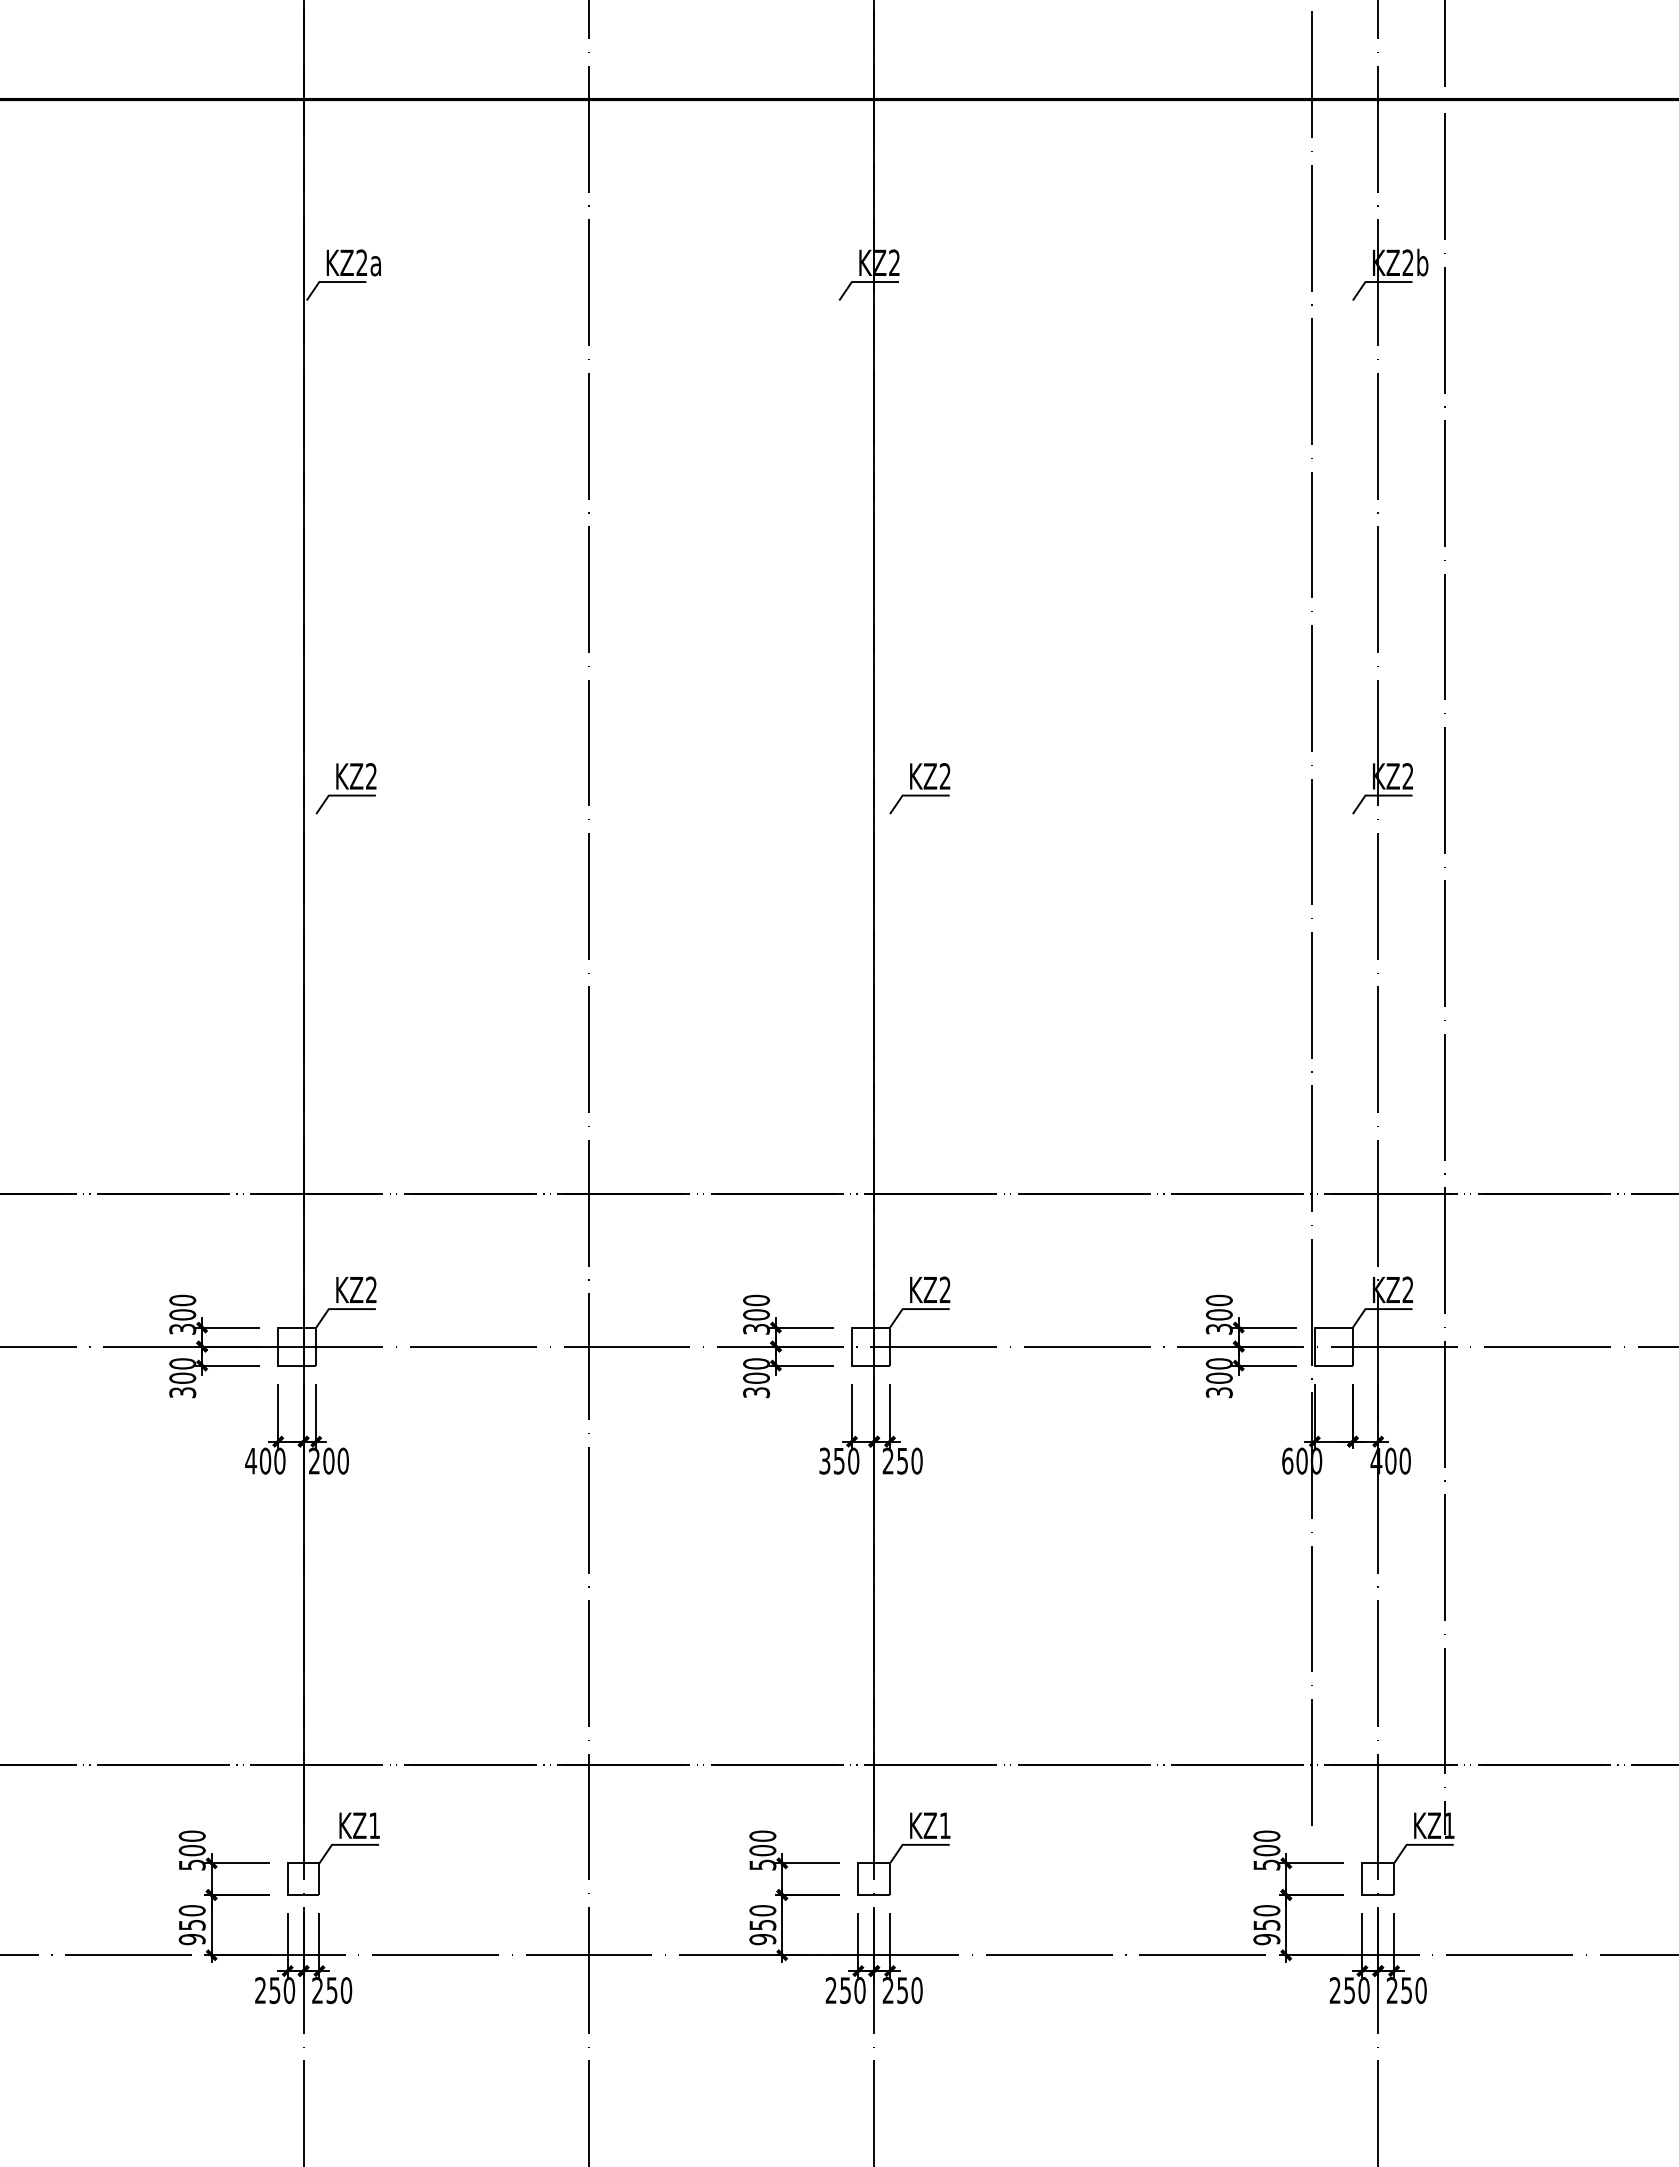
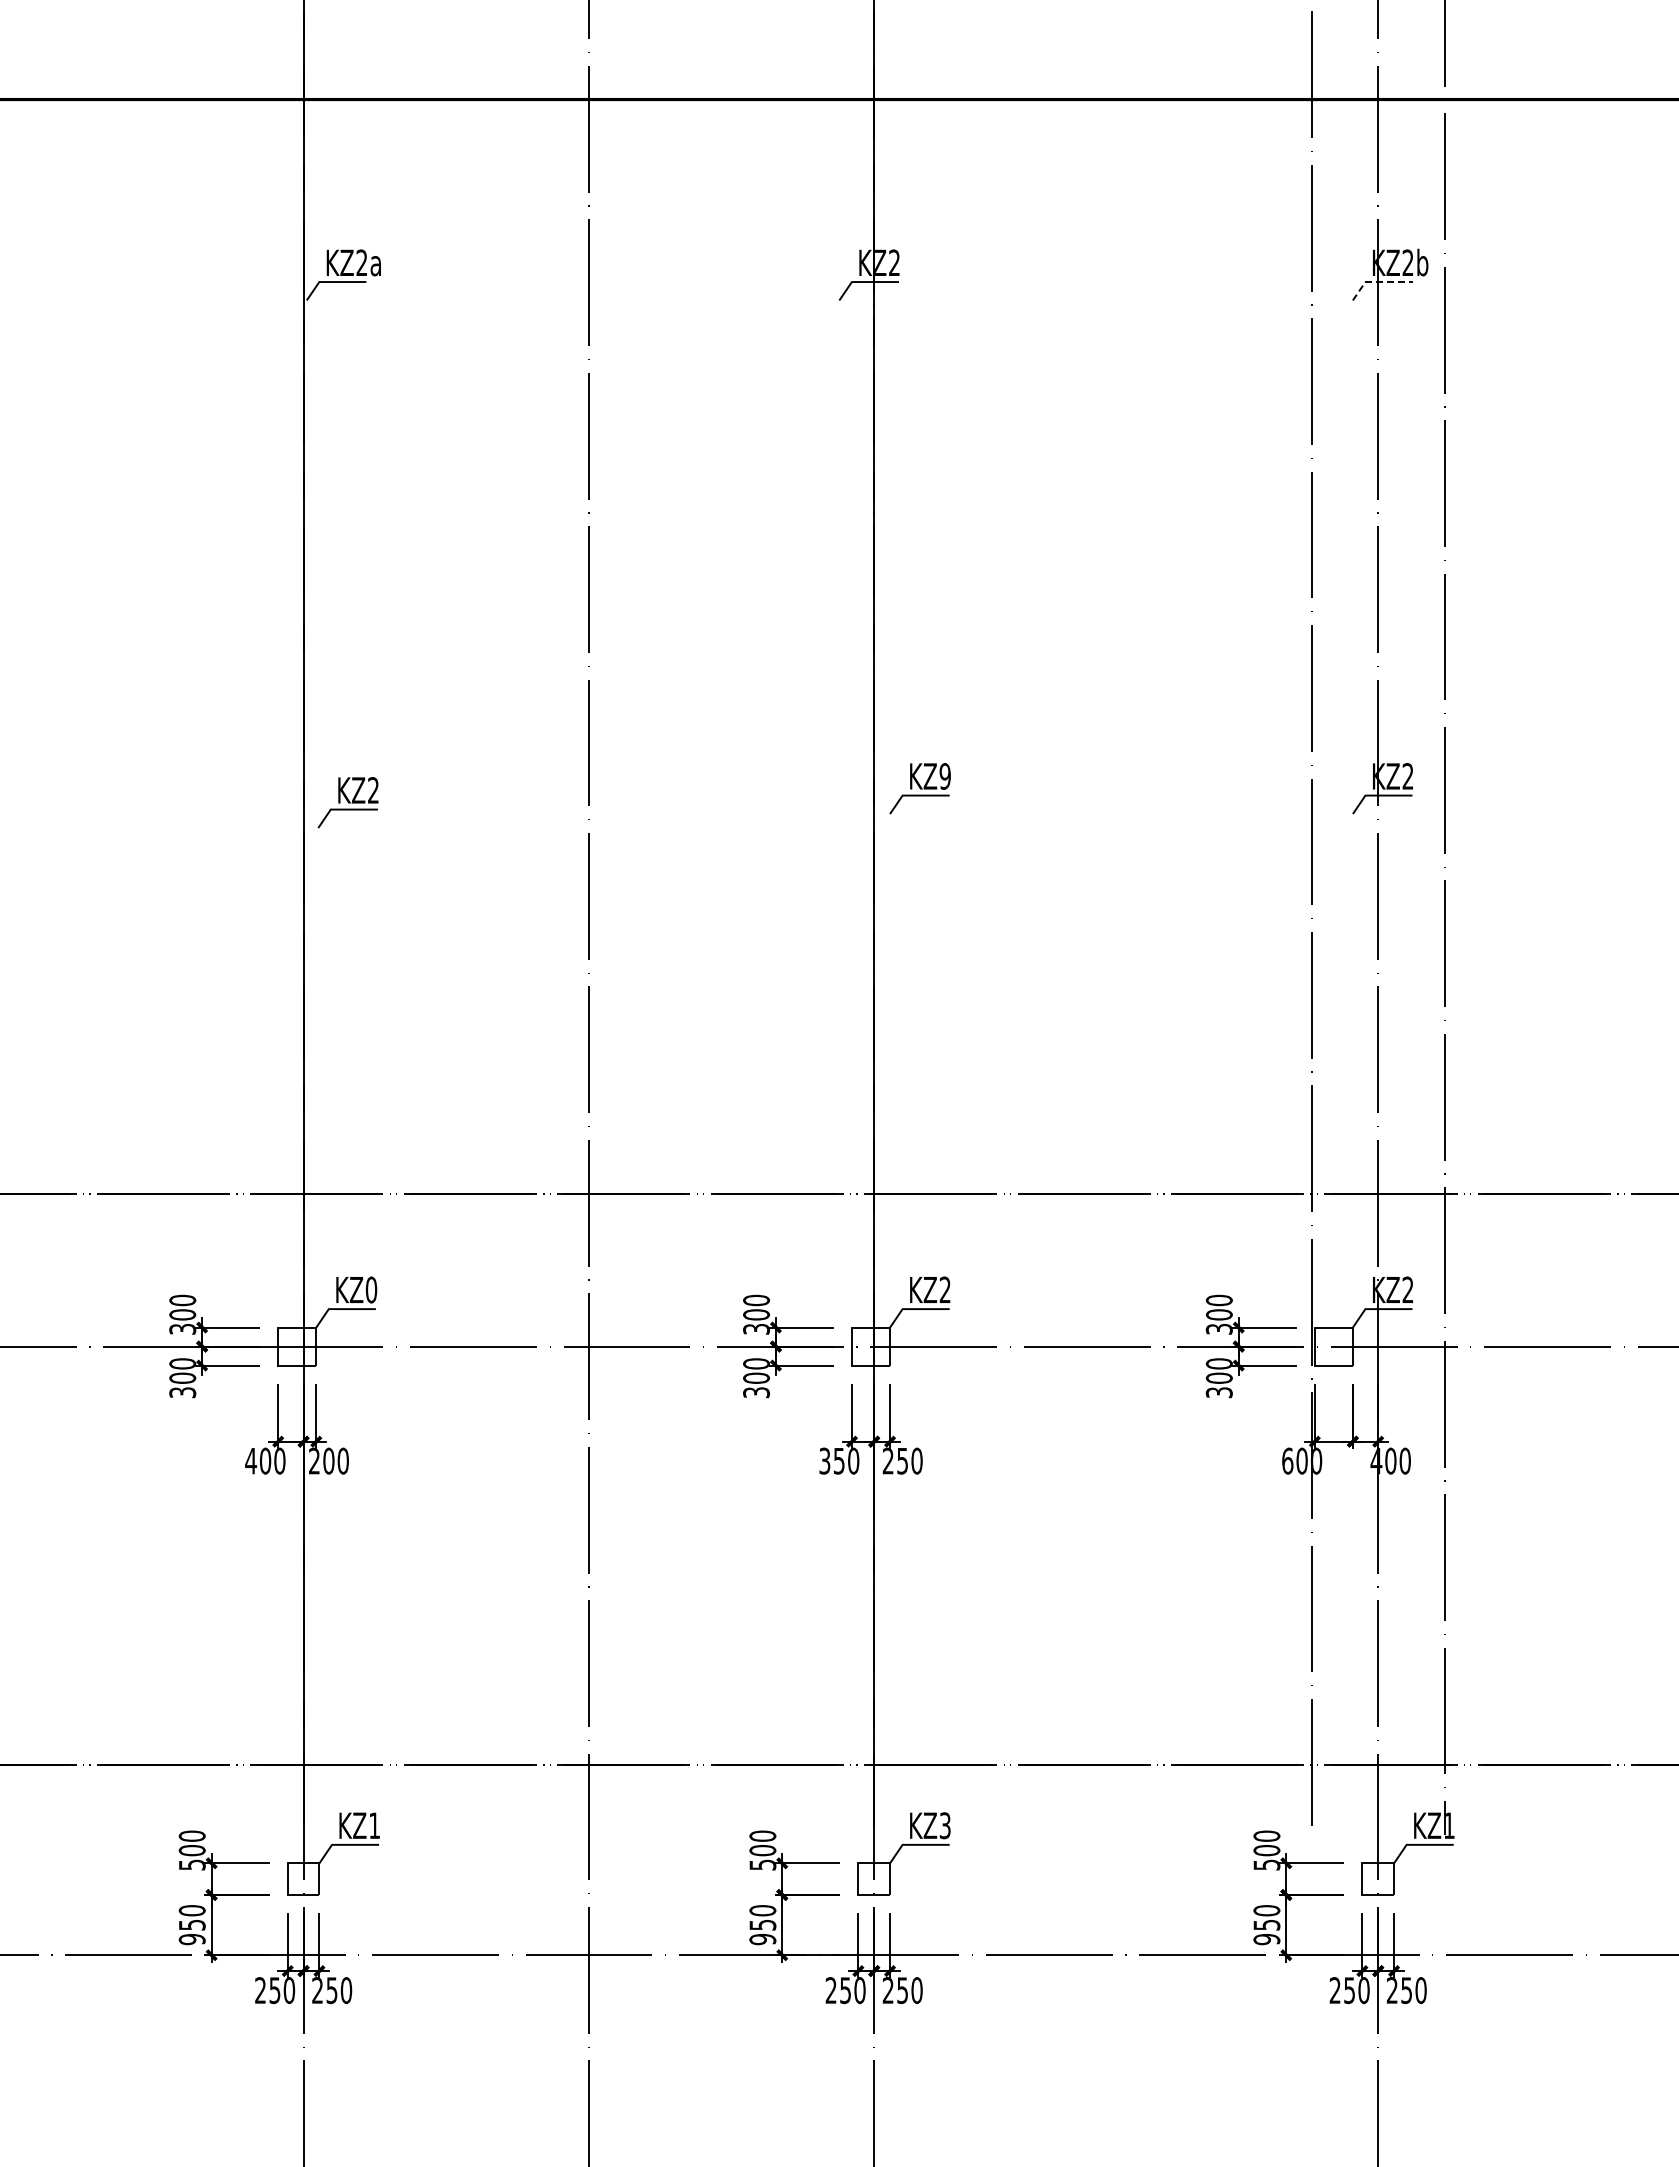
line: solid -> dashed (1377, 282)
text: KZ2 -> KZ9 (944, 776)
part position: (345, 788) -> (347, 802) (347, 802)
text: KZ2 -> KZ0 (371, 1289)
text: KZ1 -> KZ3 (944, 1825)
